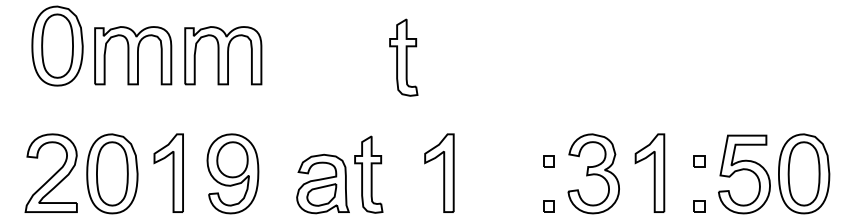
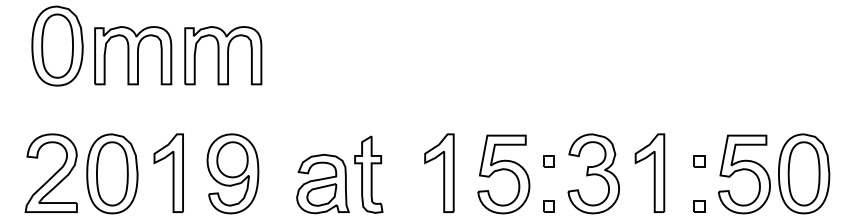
part: present -> none (403, 57)
part: none -> present (503, 174)
